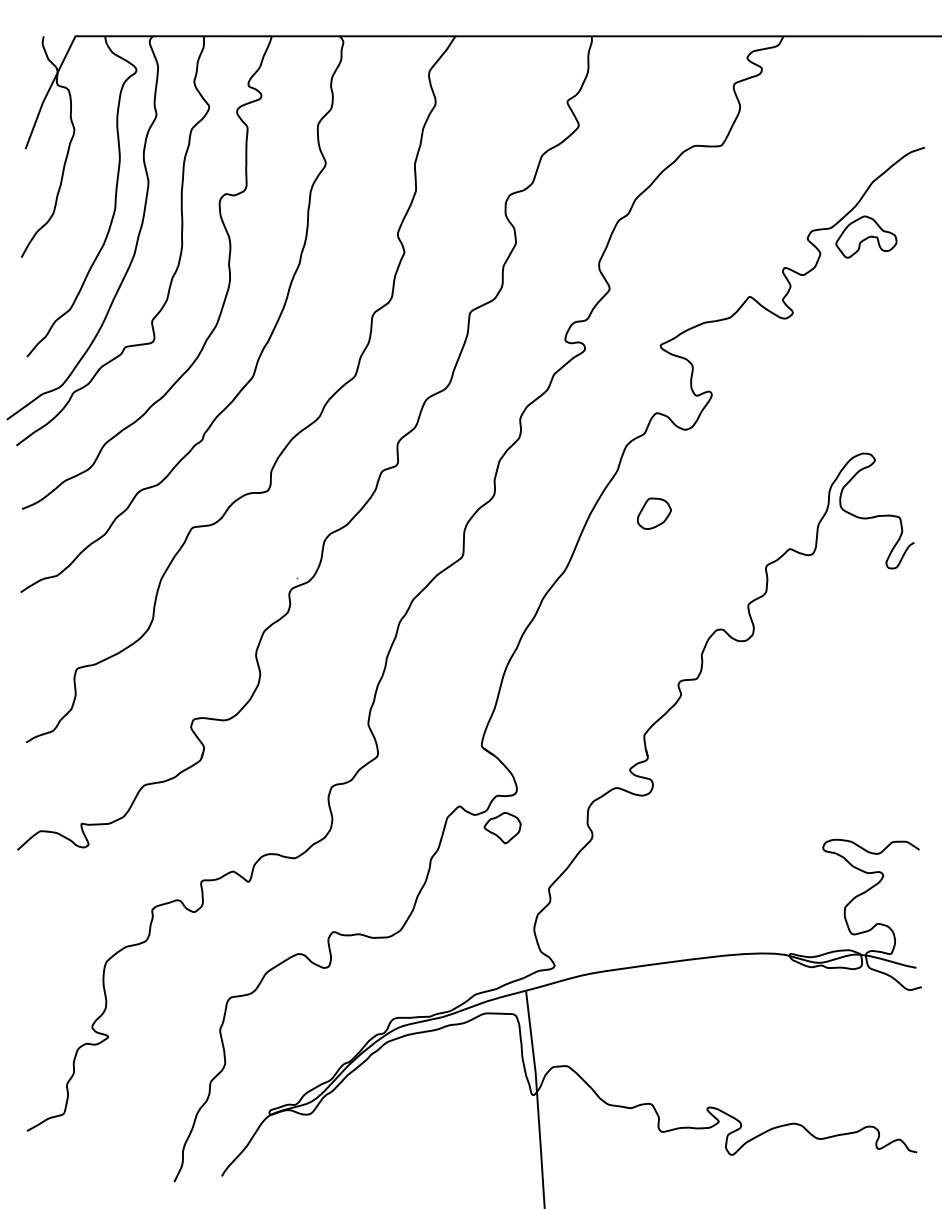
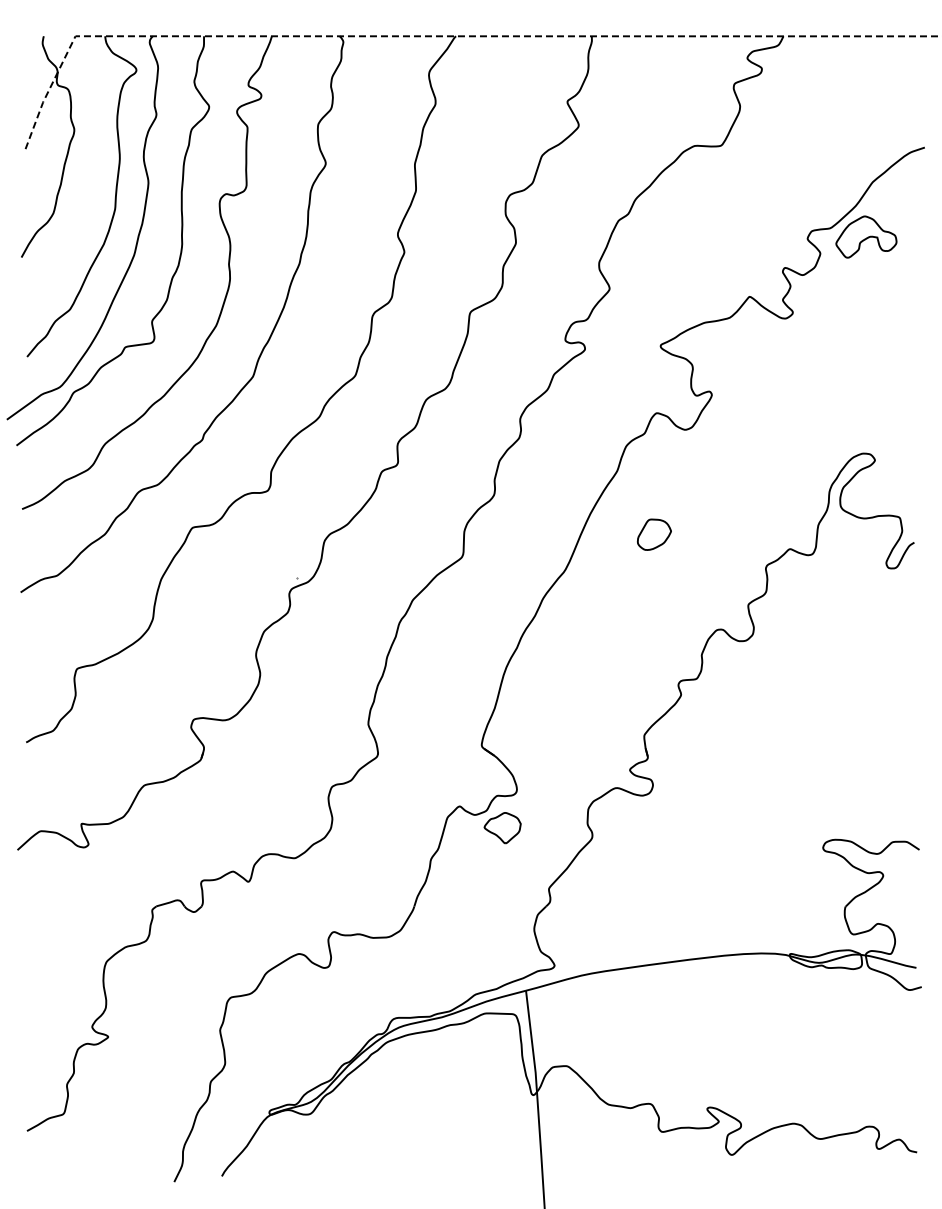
line: solid -> dashed (445, 36)
part position: (654, 513) -> (654, 534) (654, 534)
